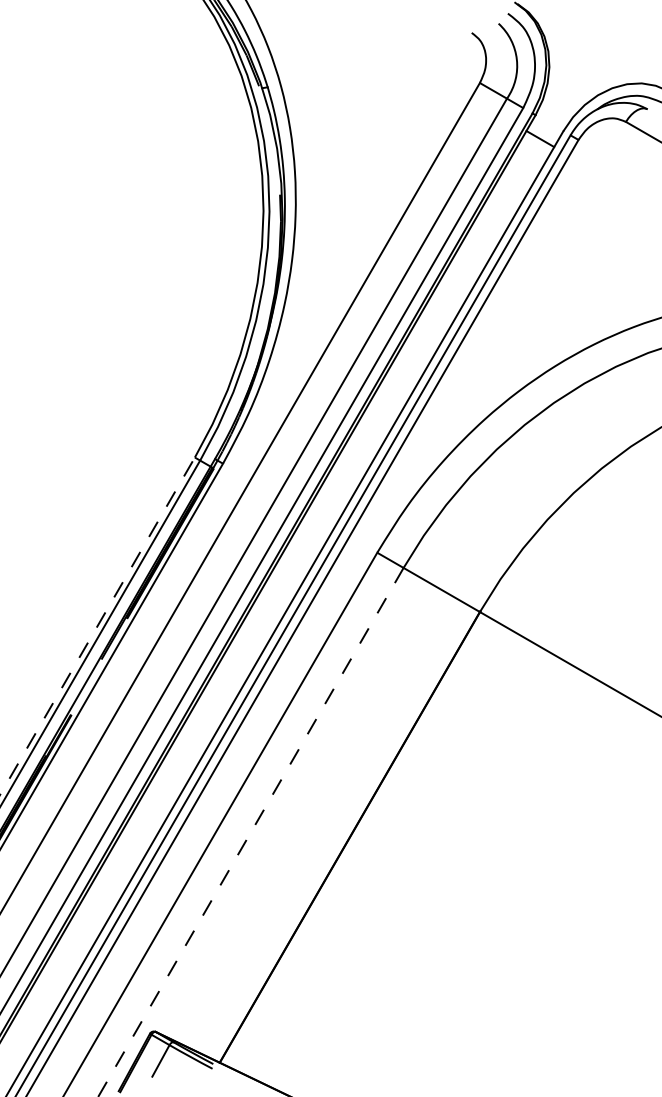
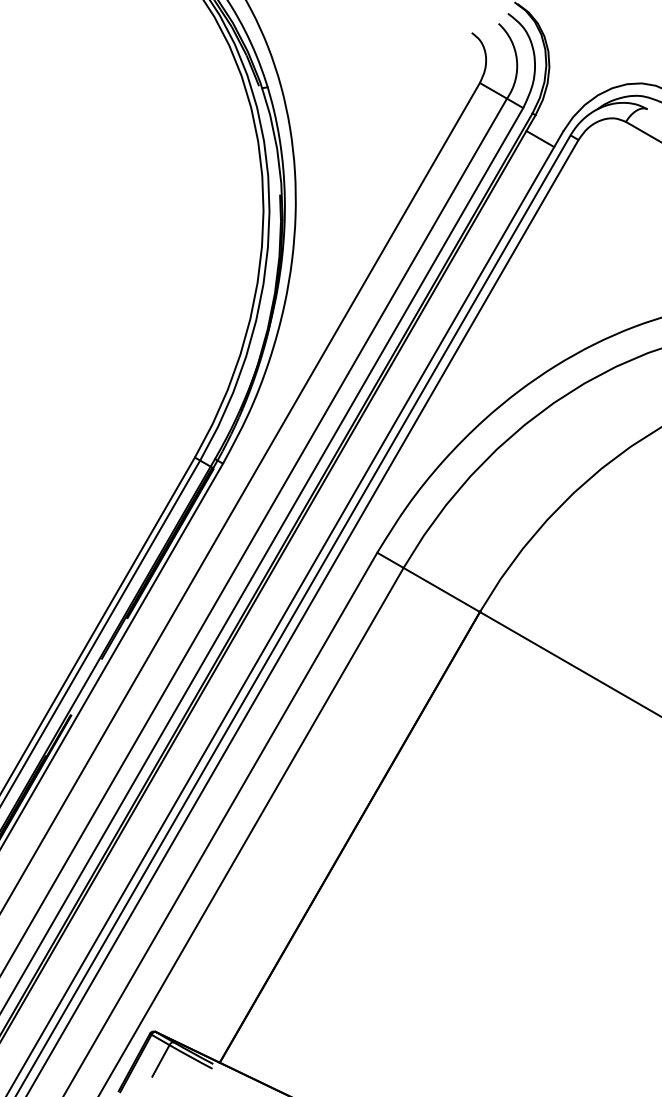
line: dashed -> solid (97, 626)
line: dashed -> solid (250, 832)
